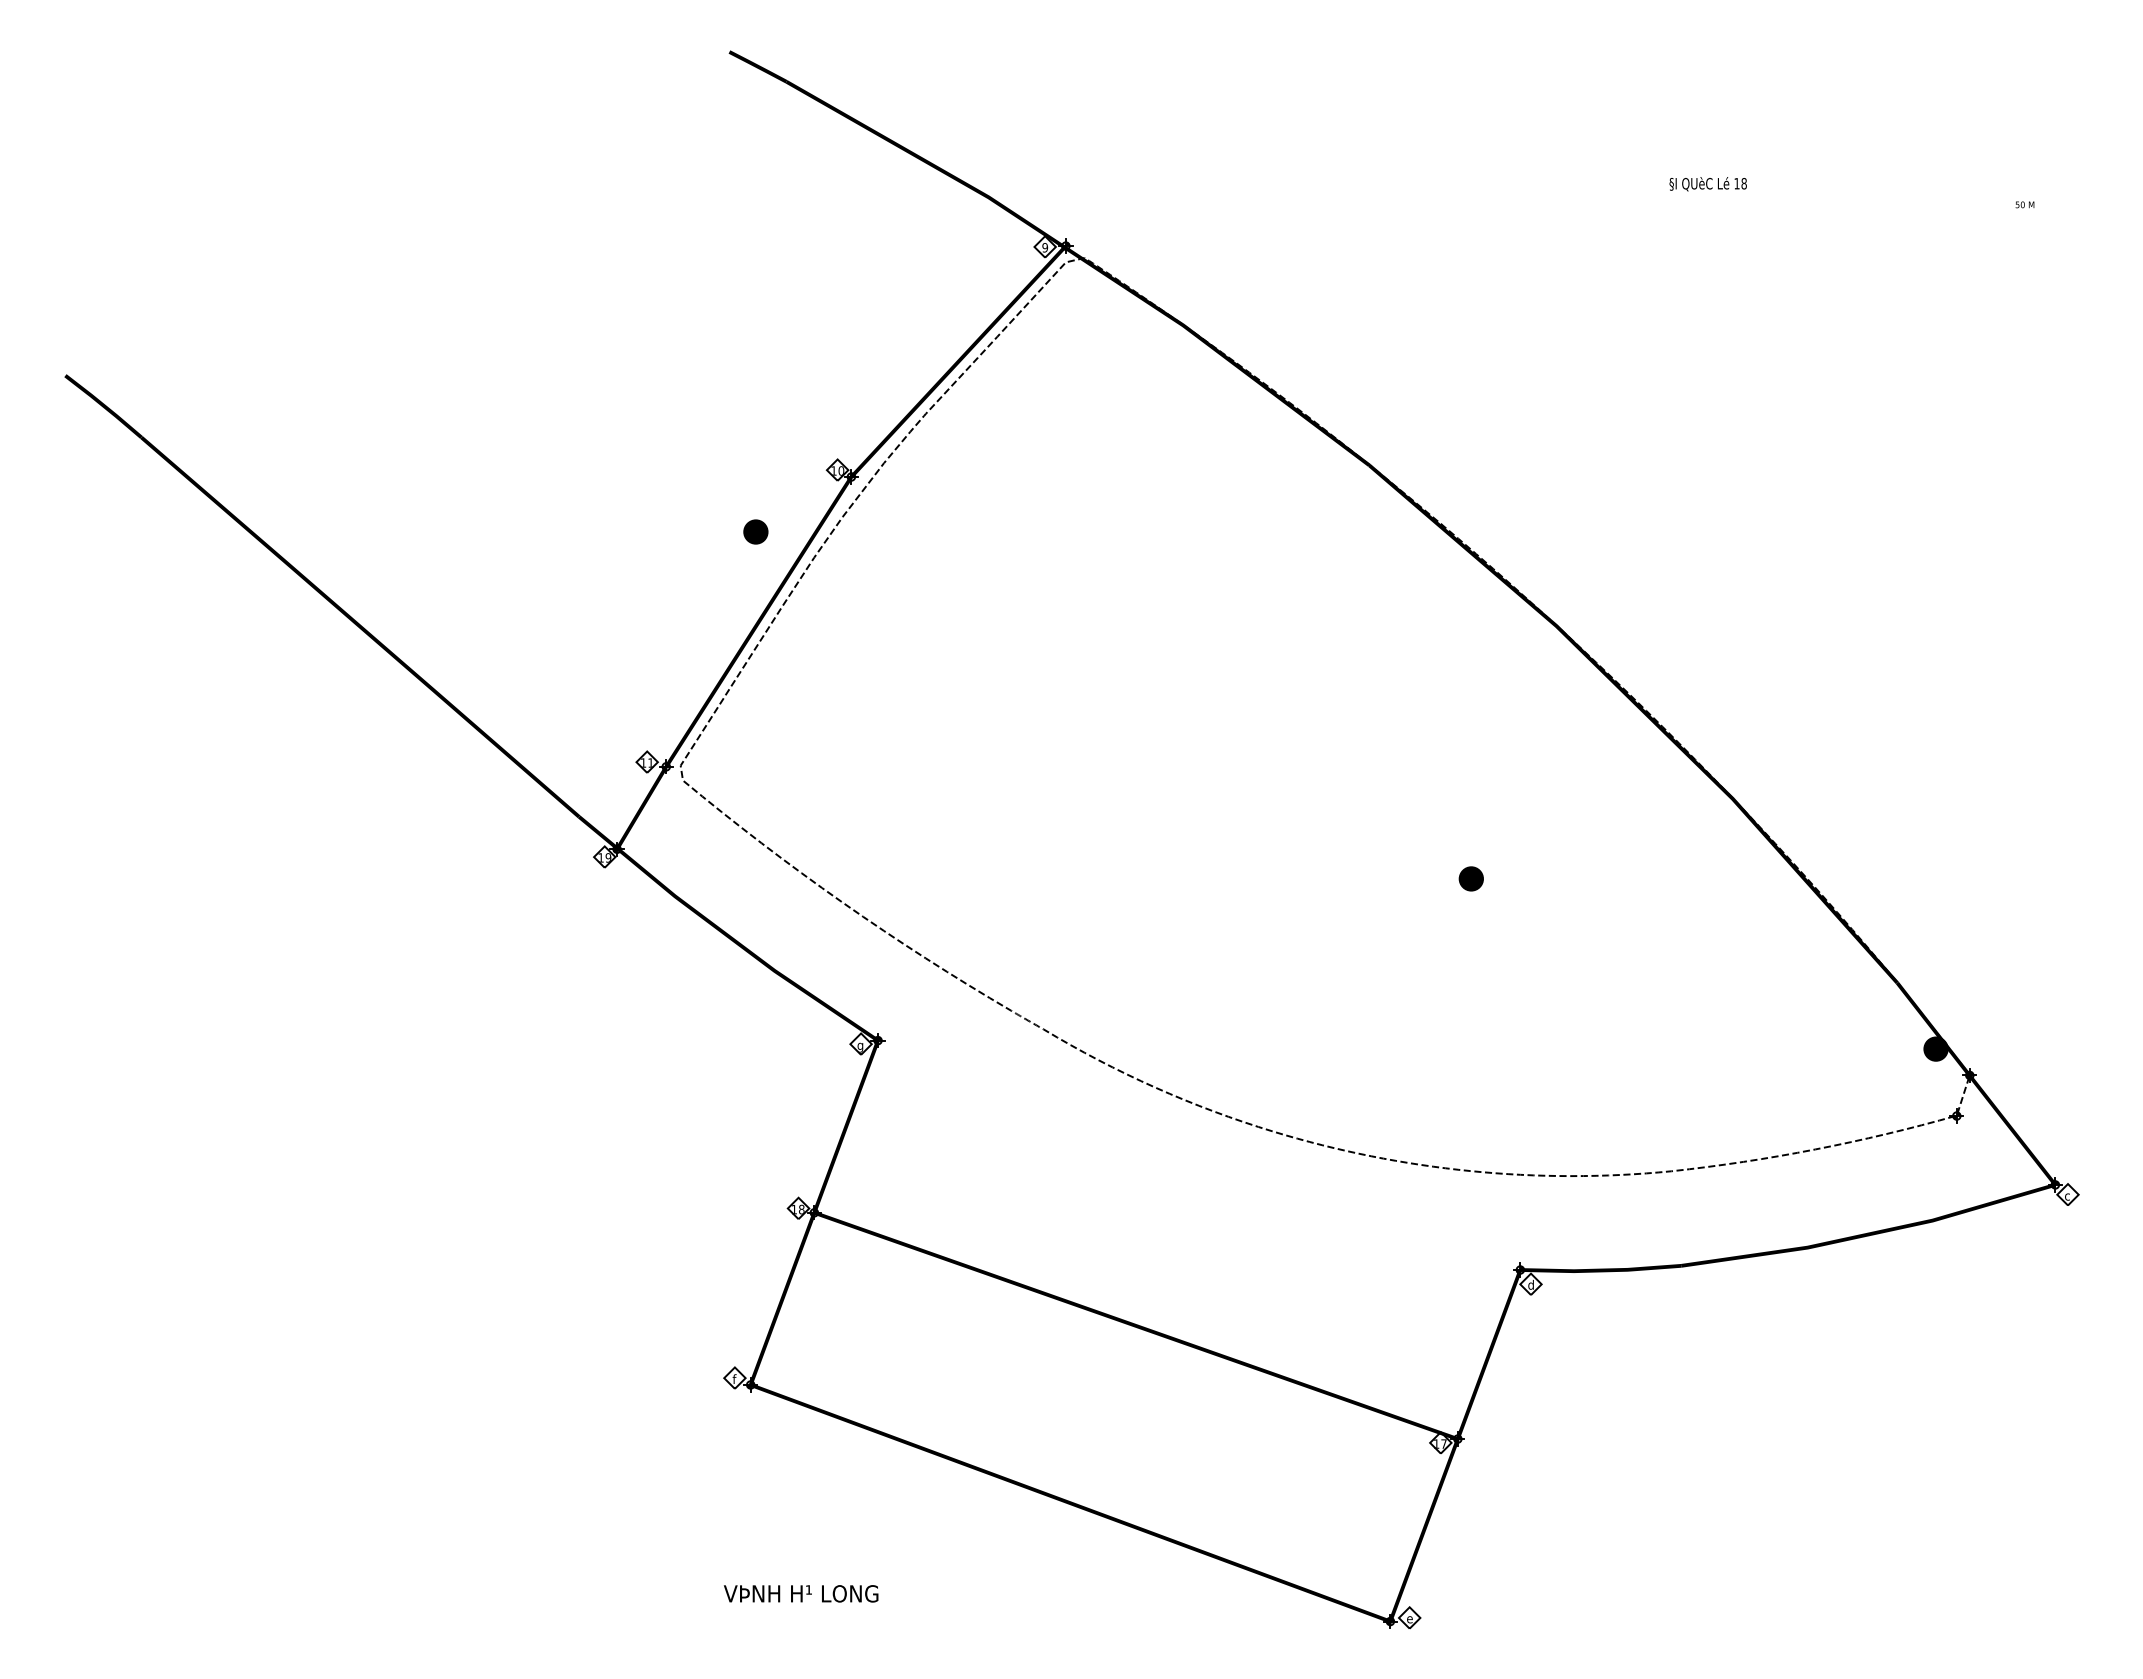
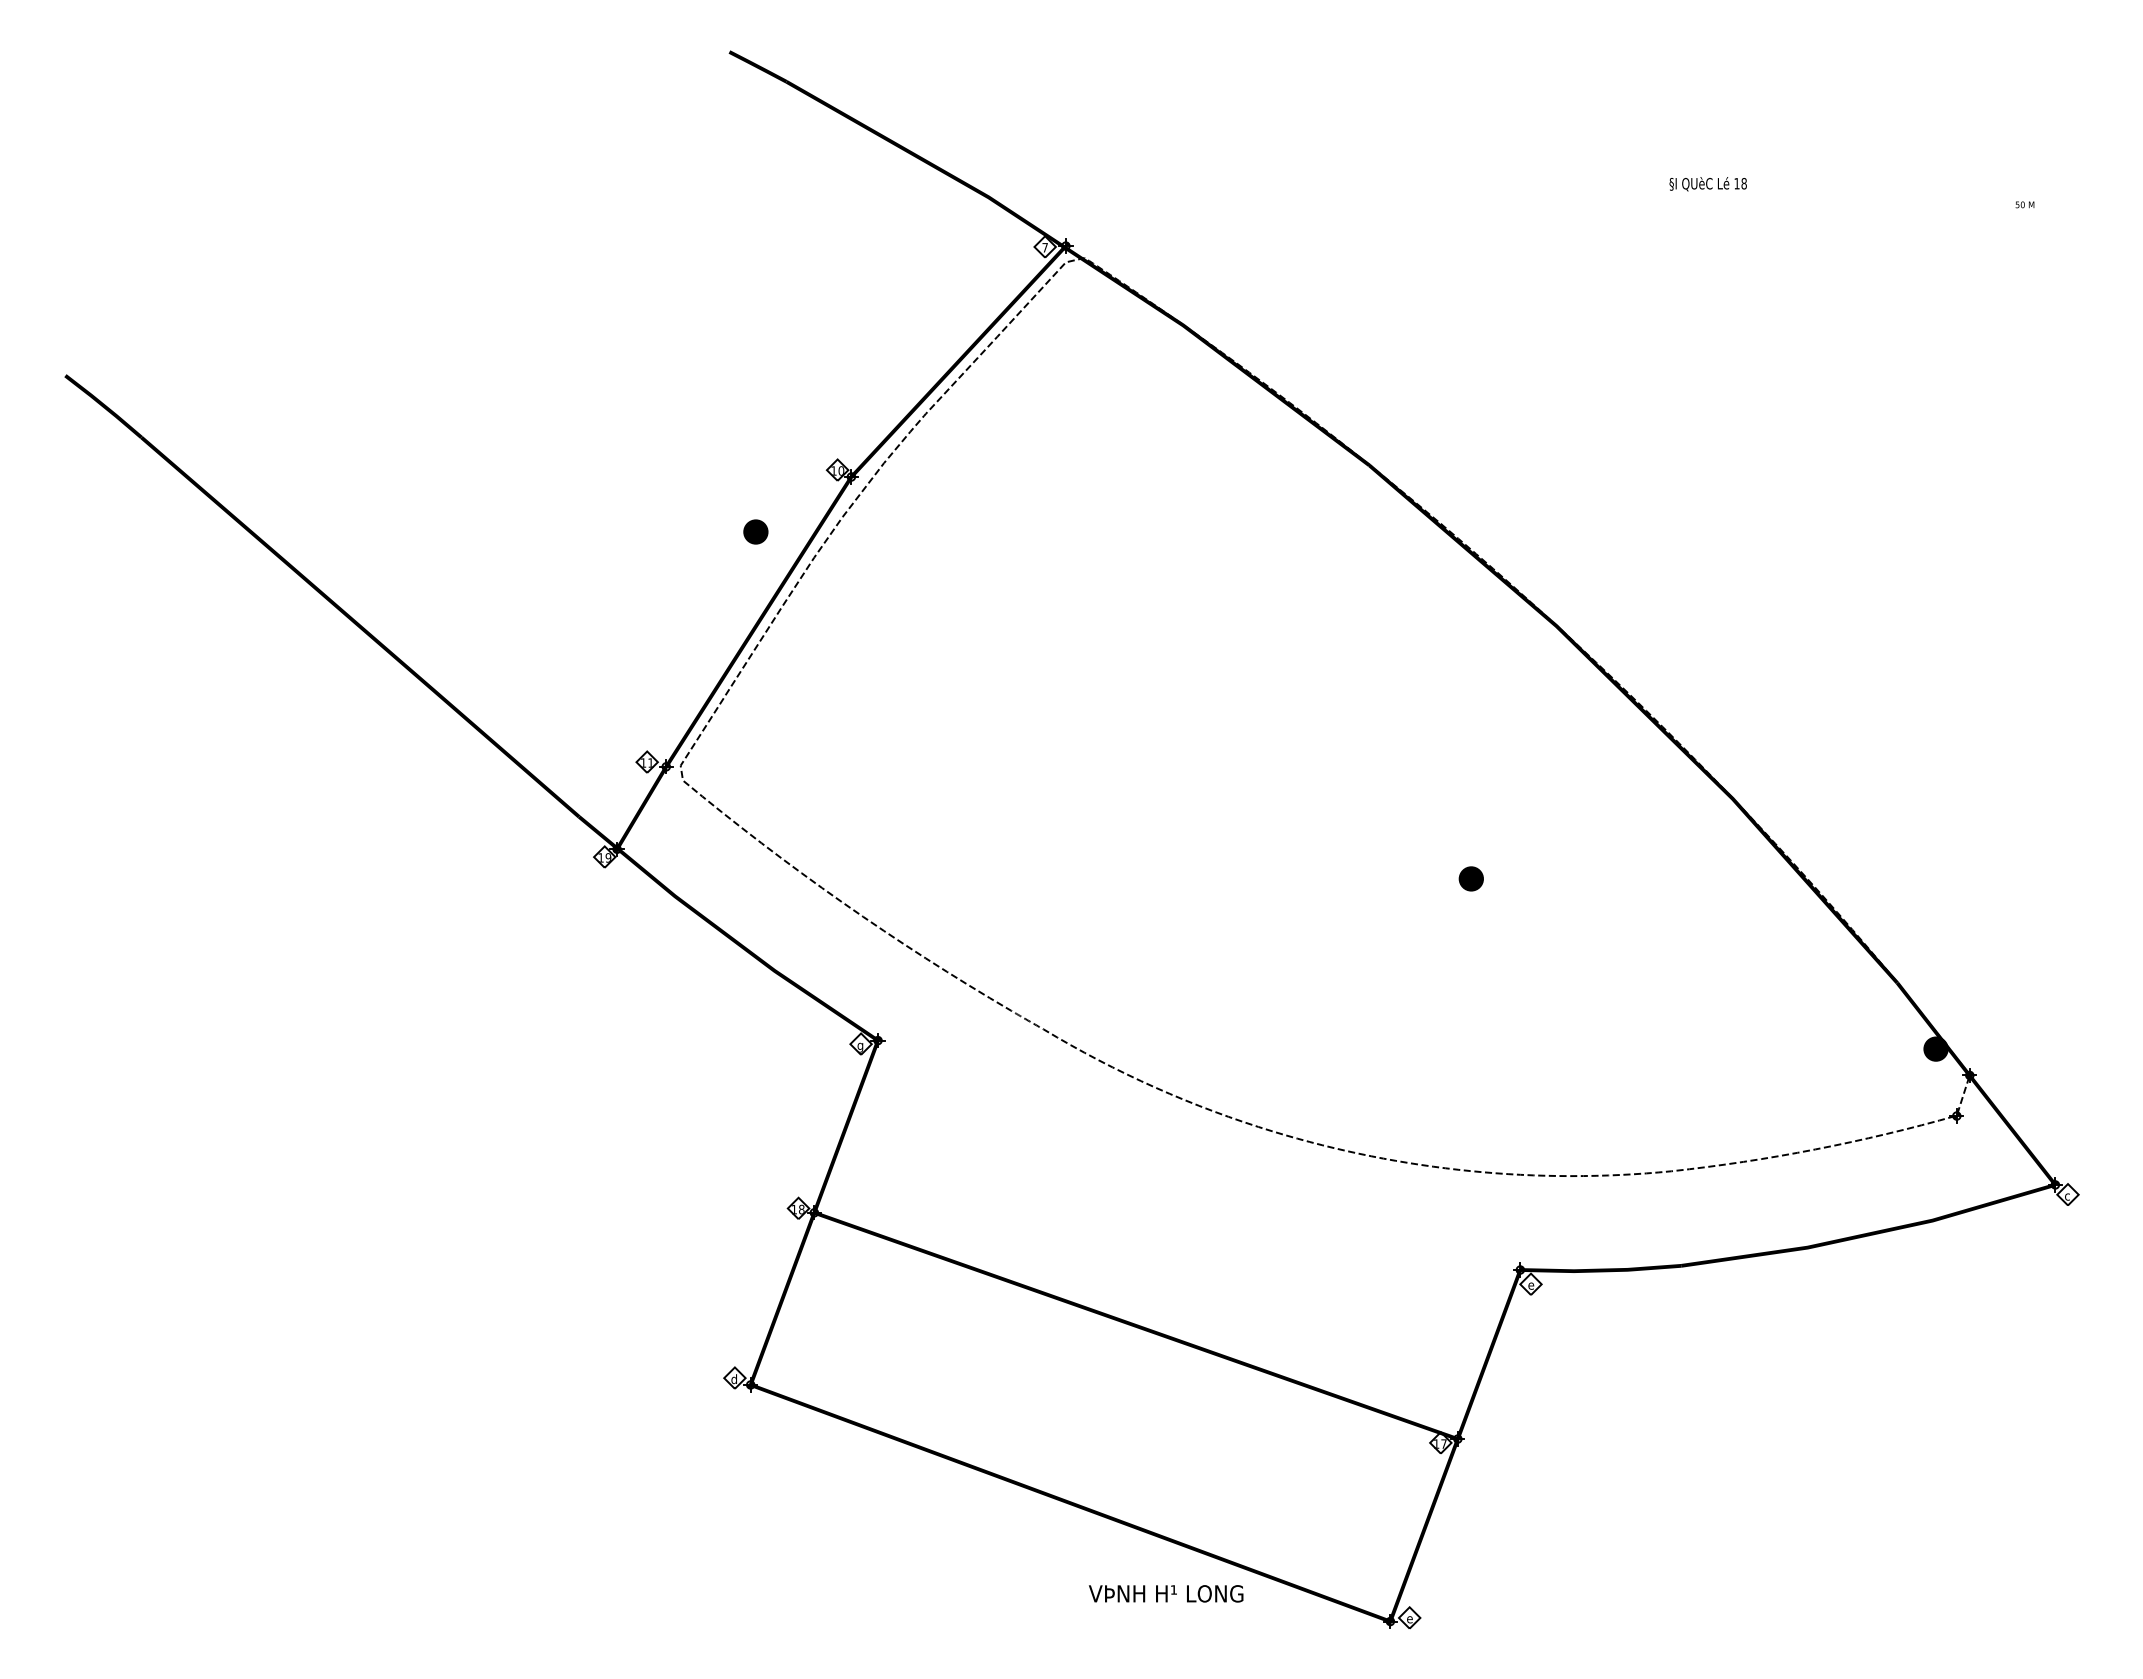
text: 9 -> 7 (1045, 247)
text: d -> e (1531, 1284)
text: f -> d (733, 1379)
text position: (801, 1593) -> (1166, 1593) (1166, 1593)
